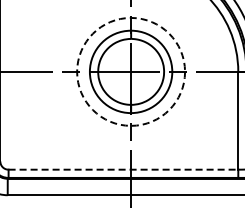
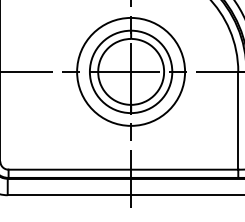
circle: dashed -> solid (131, 71)
line: dashed -> solid (123, 169)
